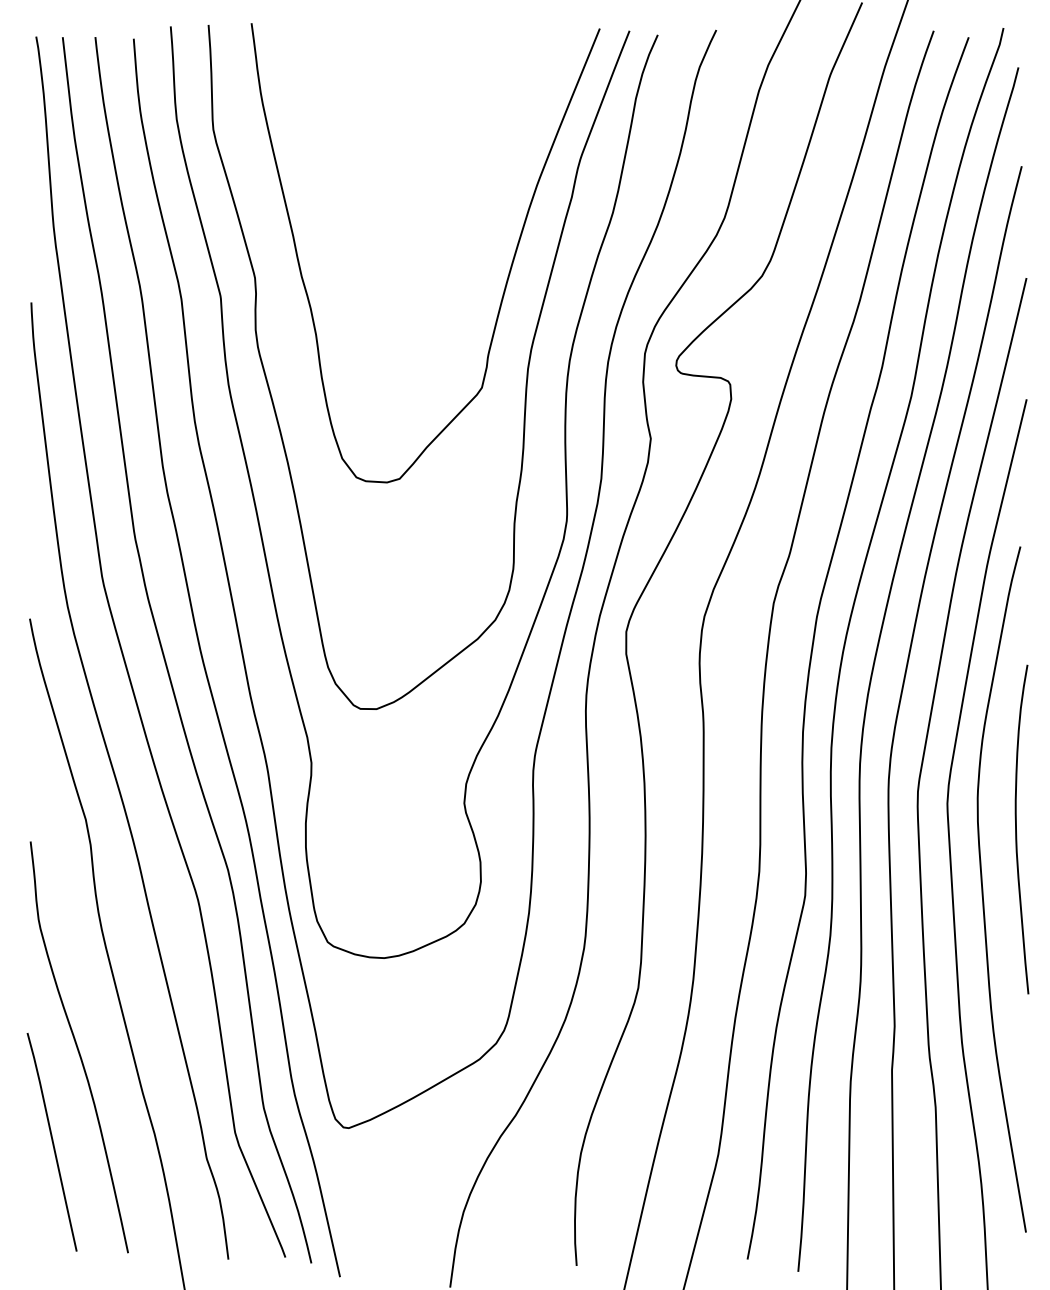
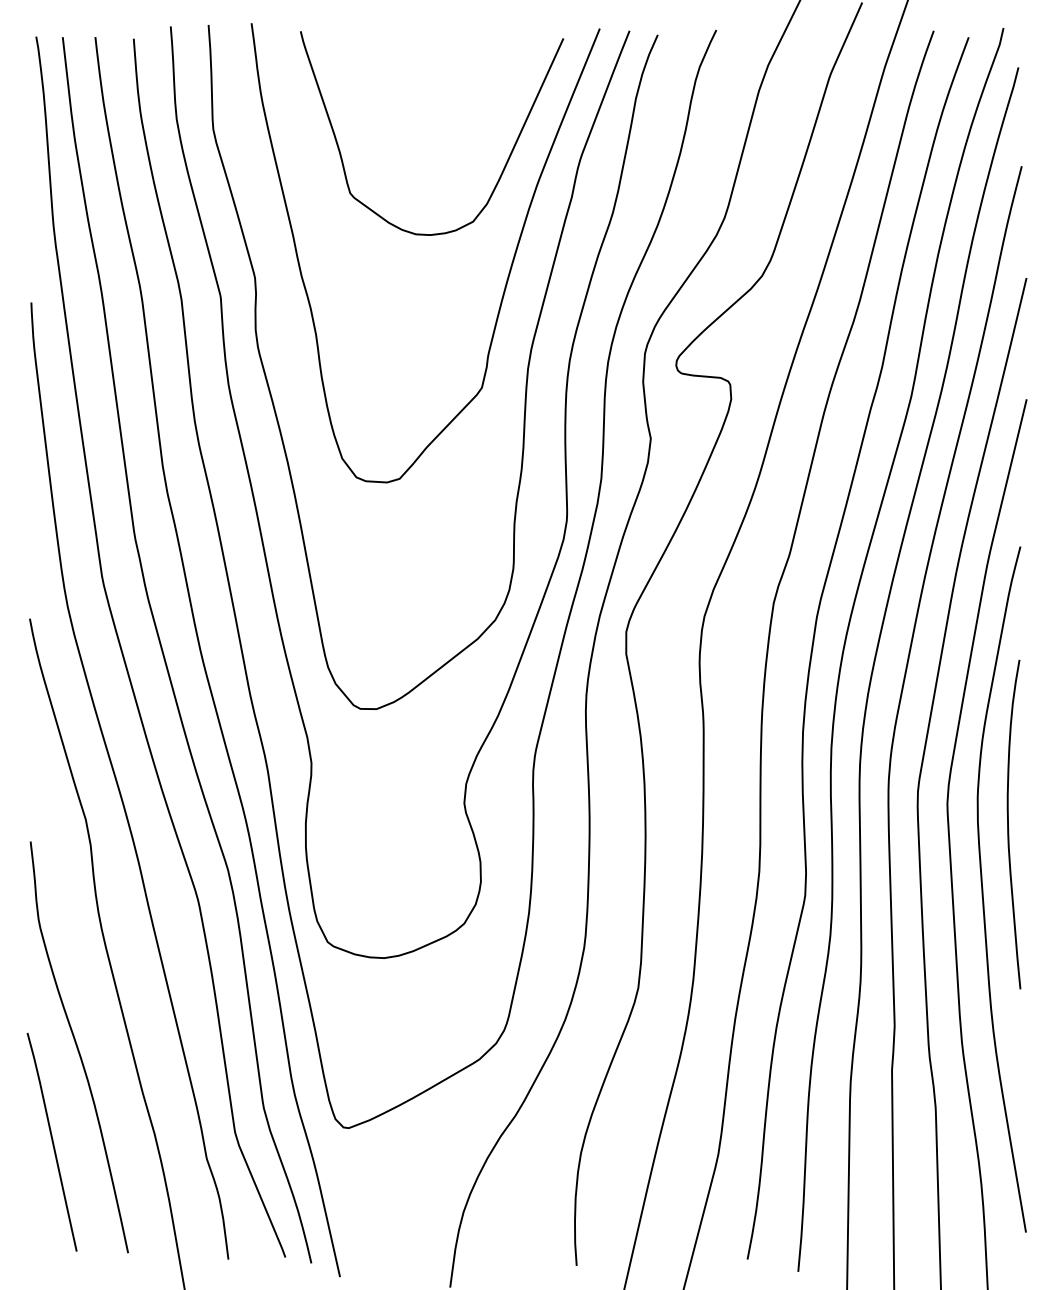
curve: none -> present (503, 167)
curve position: (1016, 829) -> (1008, 824) (1008, 824)
